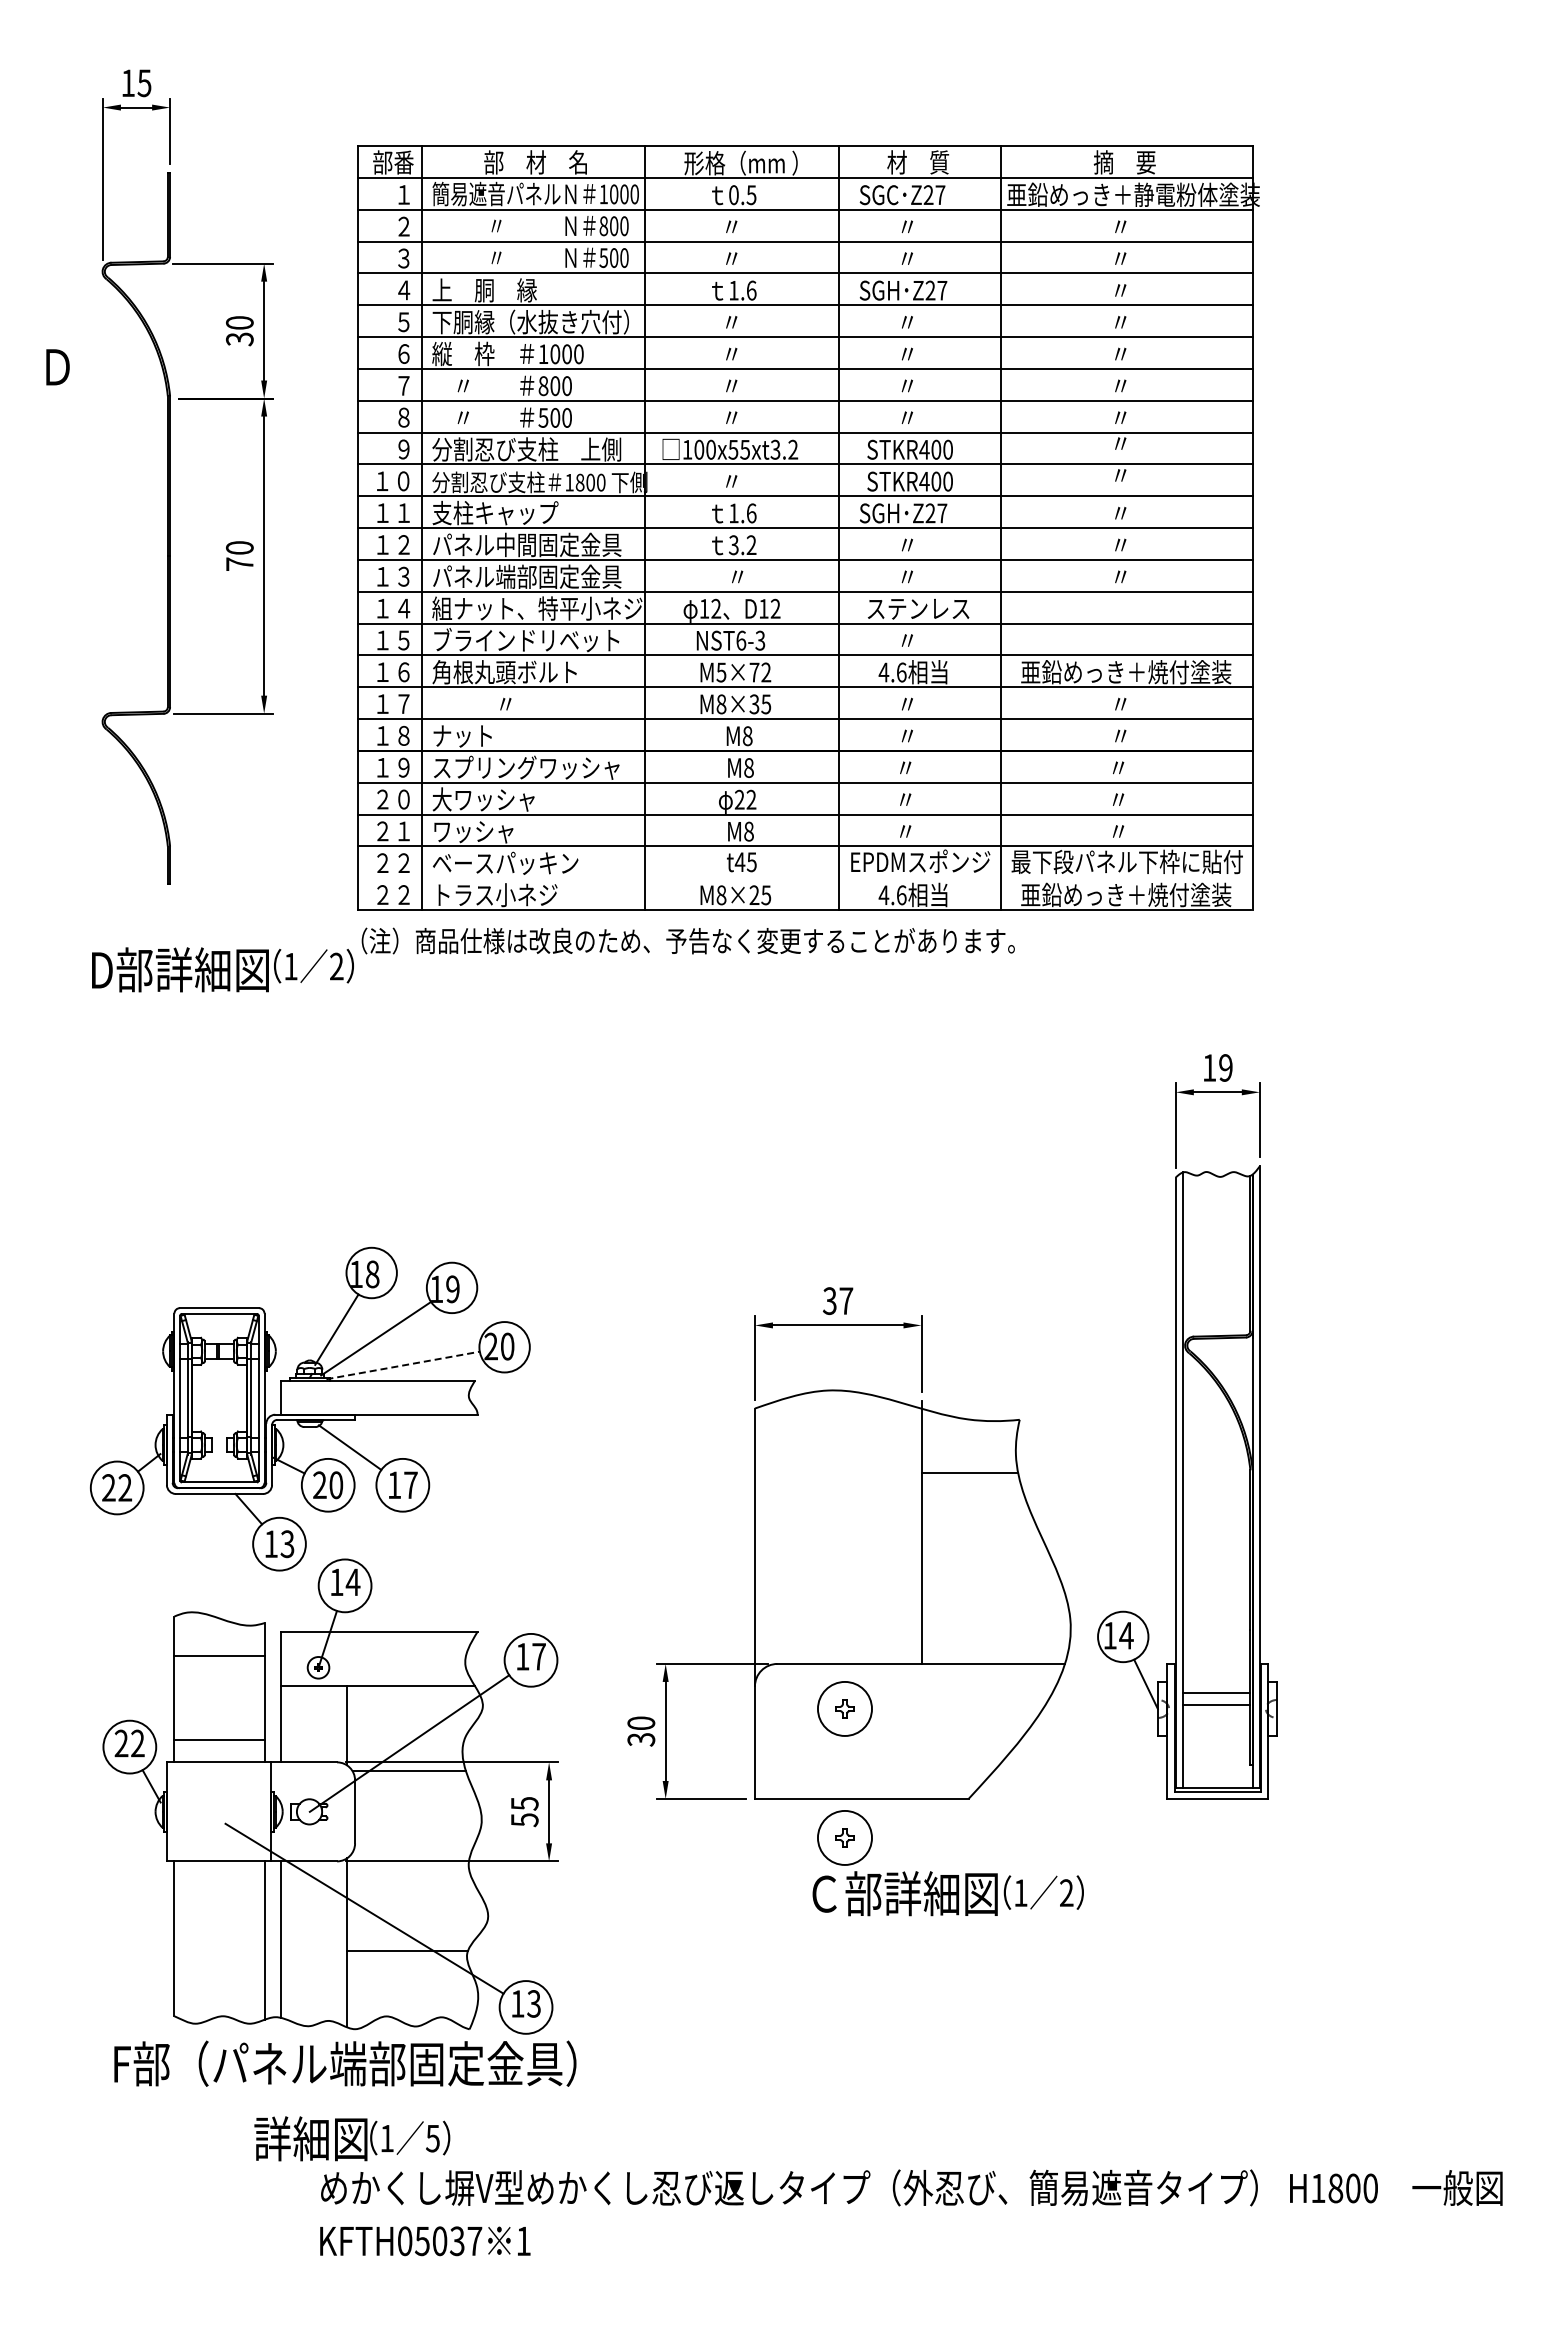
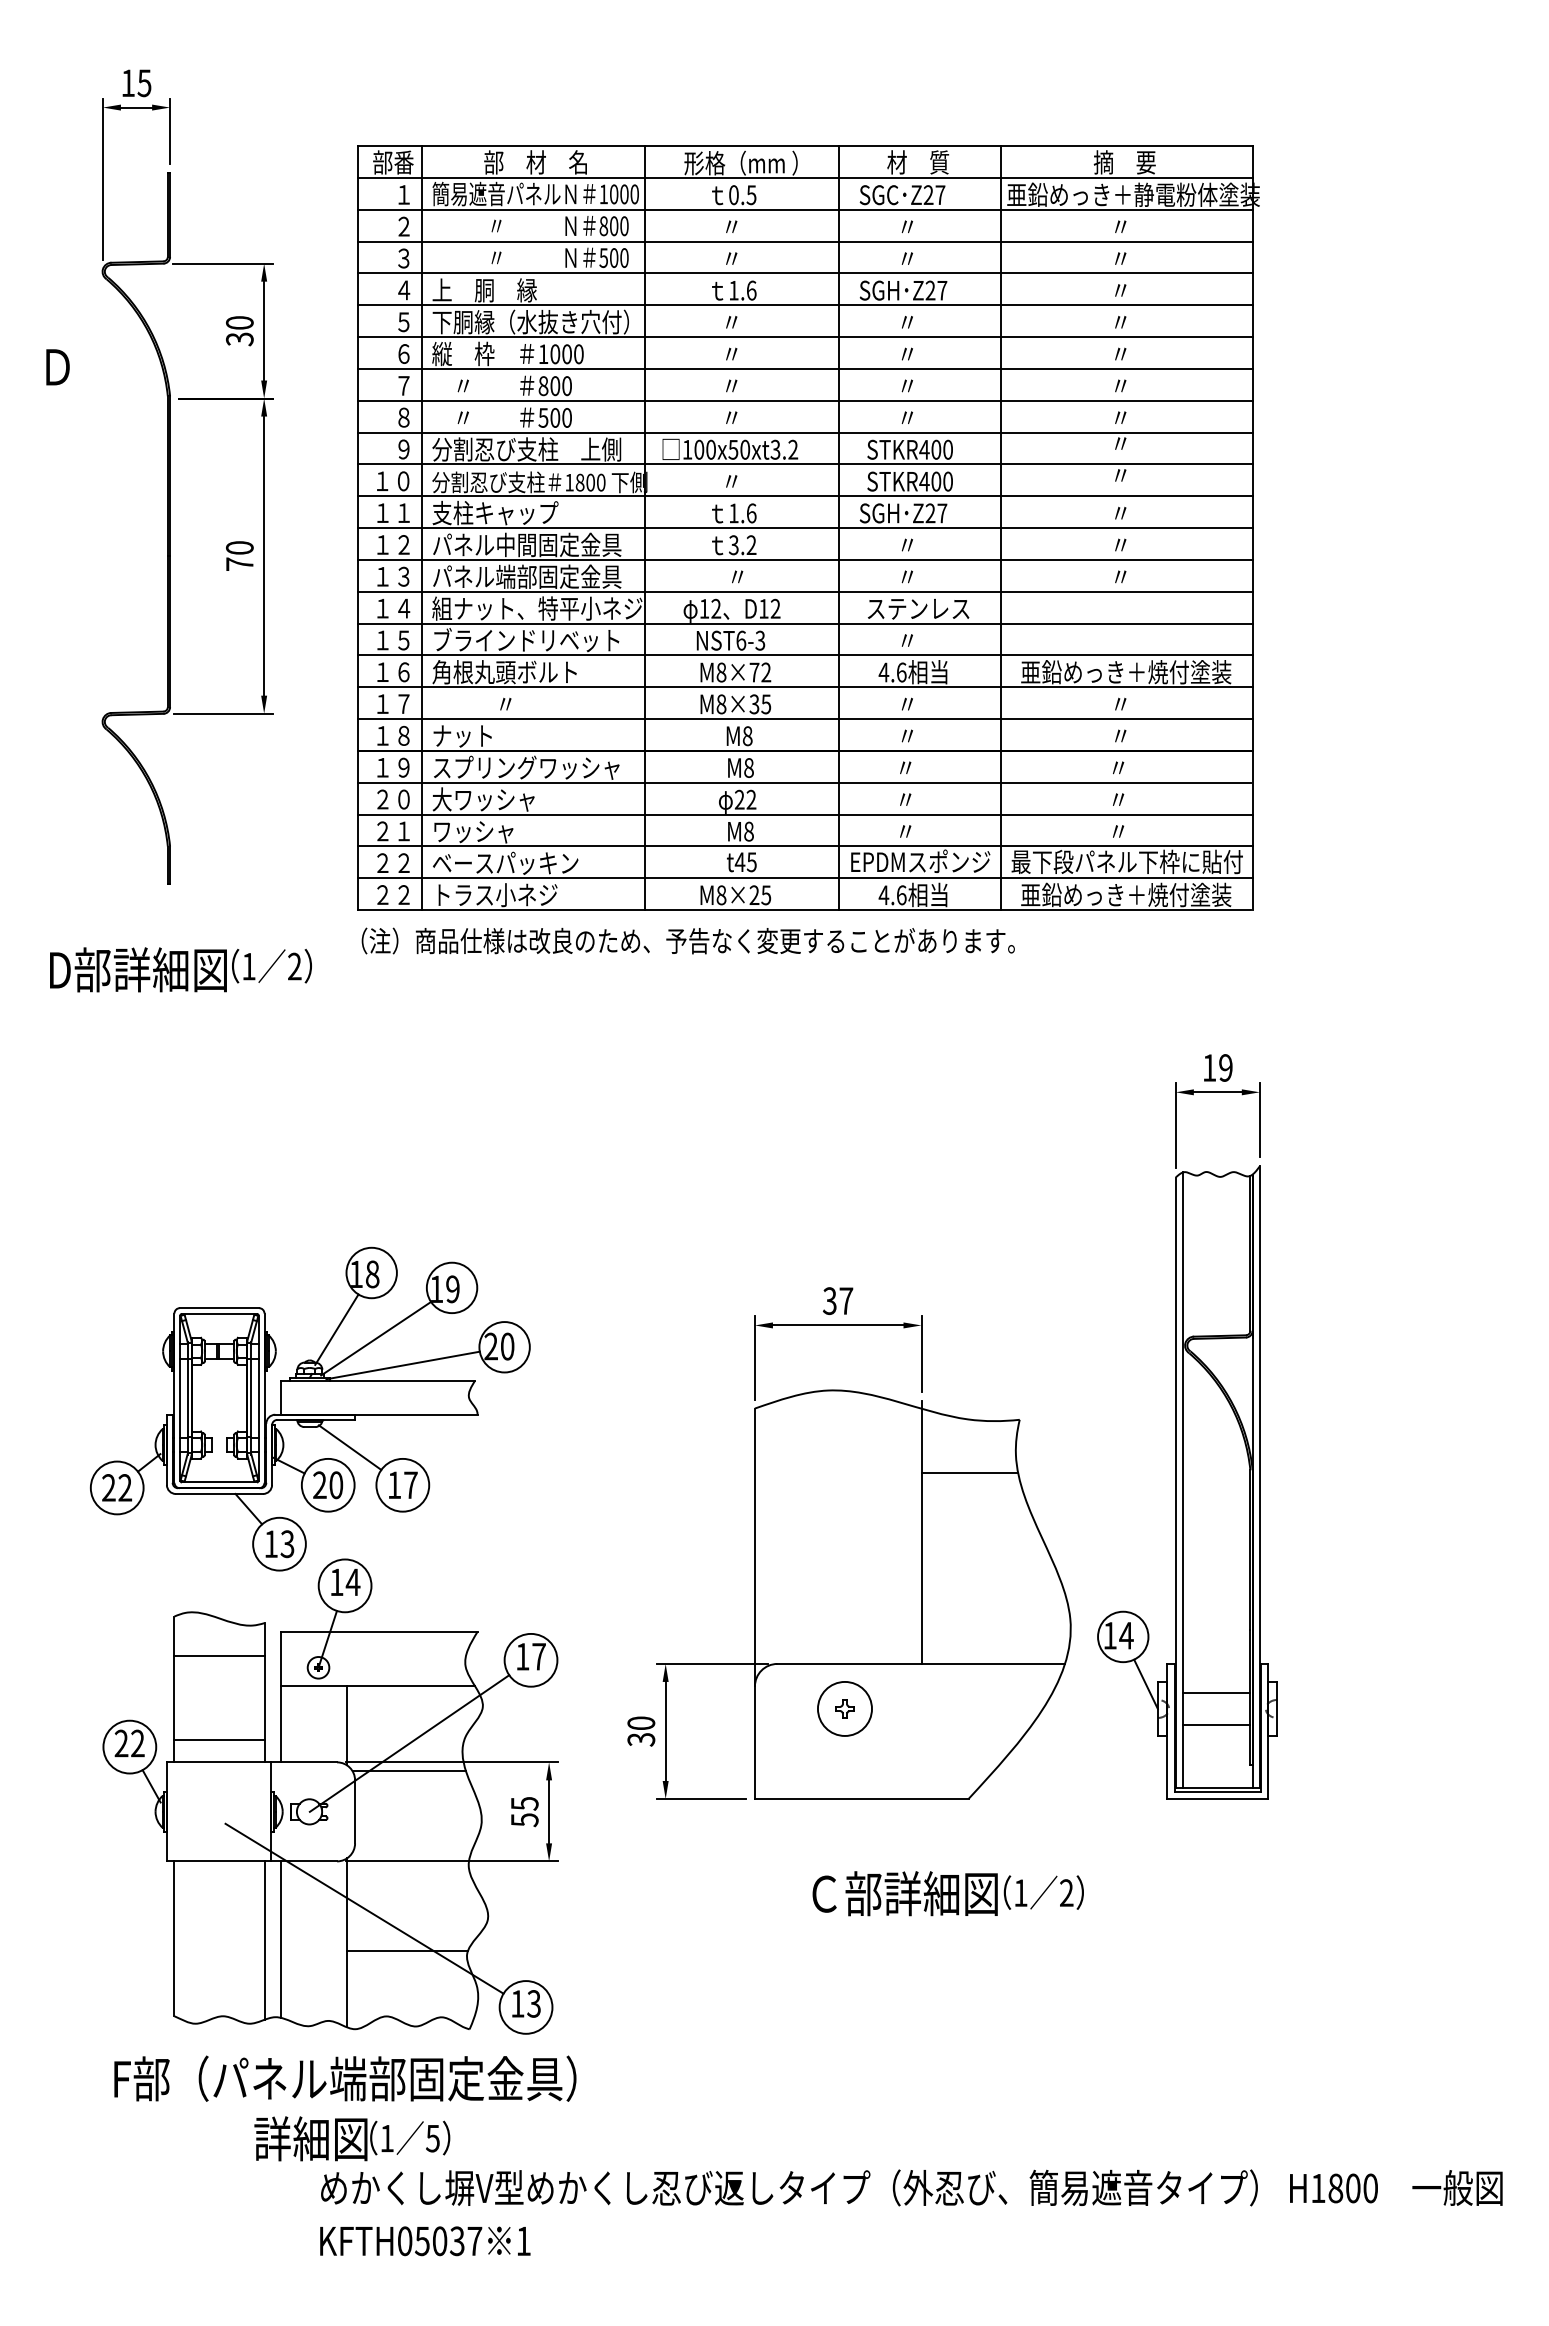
text: 100x55xt3.2 -> 100x50xt3.2 (745, 449)
text: M5×72 -> M8×72 (721, 672)
line: none -> present (805, 878)
text position: (222, 969) -> (180, 969) (180, 969)
line: dashed -> solid (403, 1365)
line position: (1216, 1704) -> (1216, 1724) (1216, 1724)
part: present -> none (844, 1837)
text position: (345, 2063) -> (345, 2078) (345, 2078)
